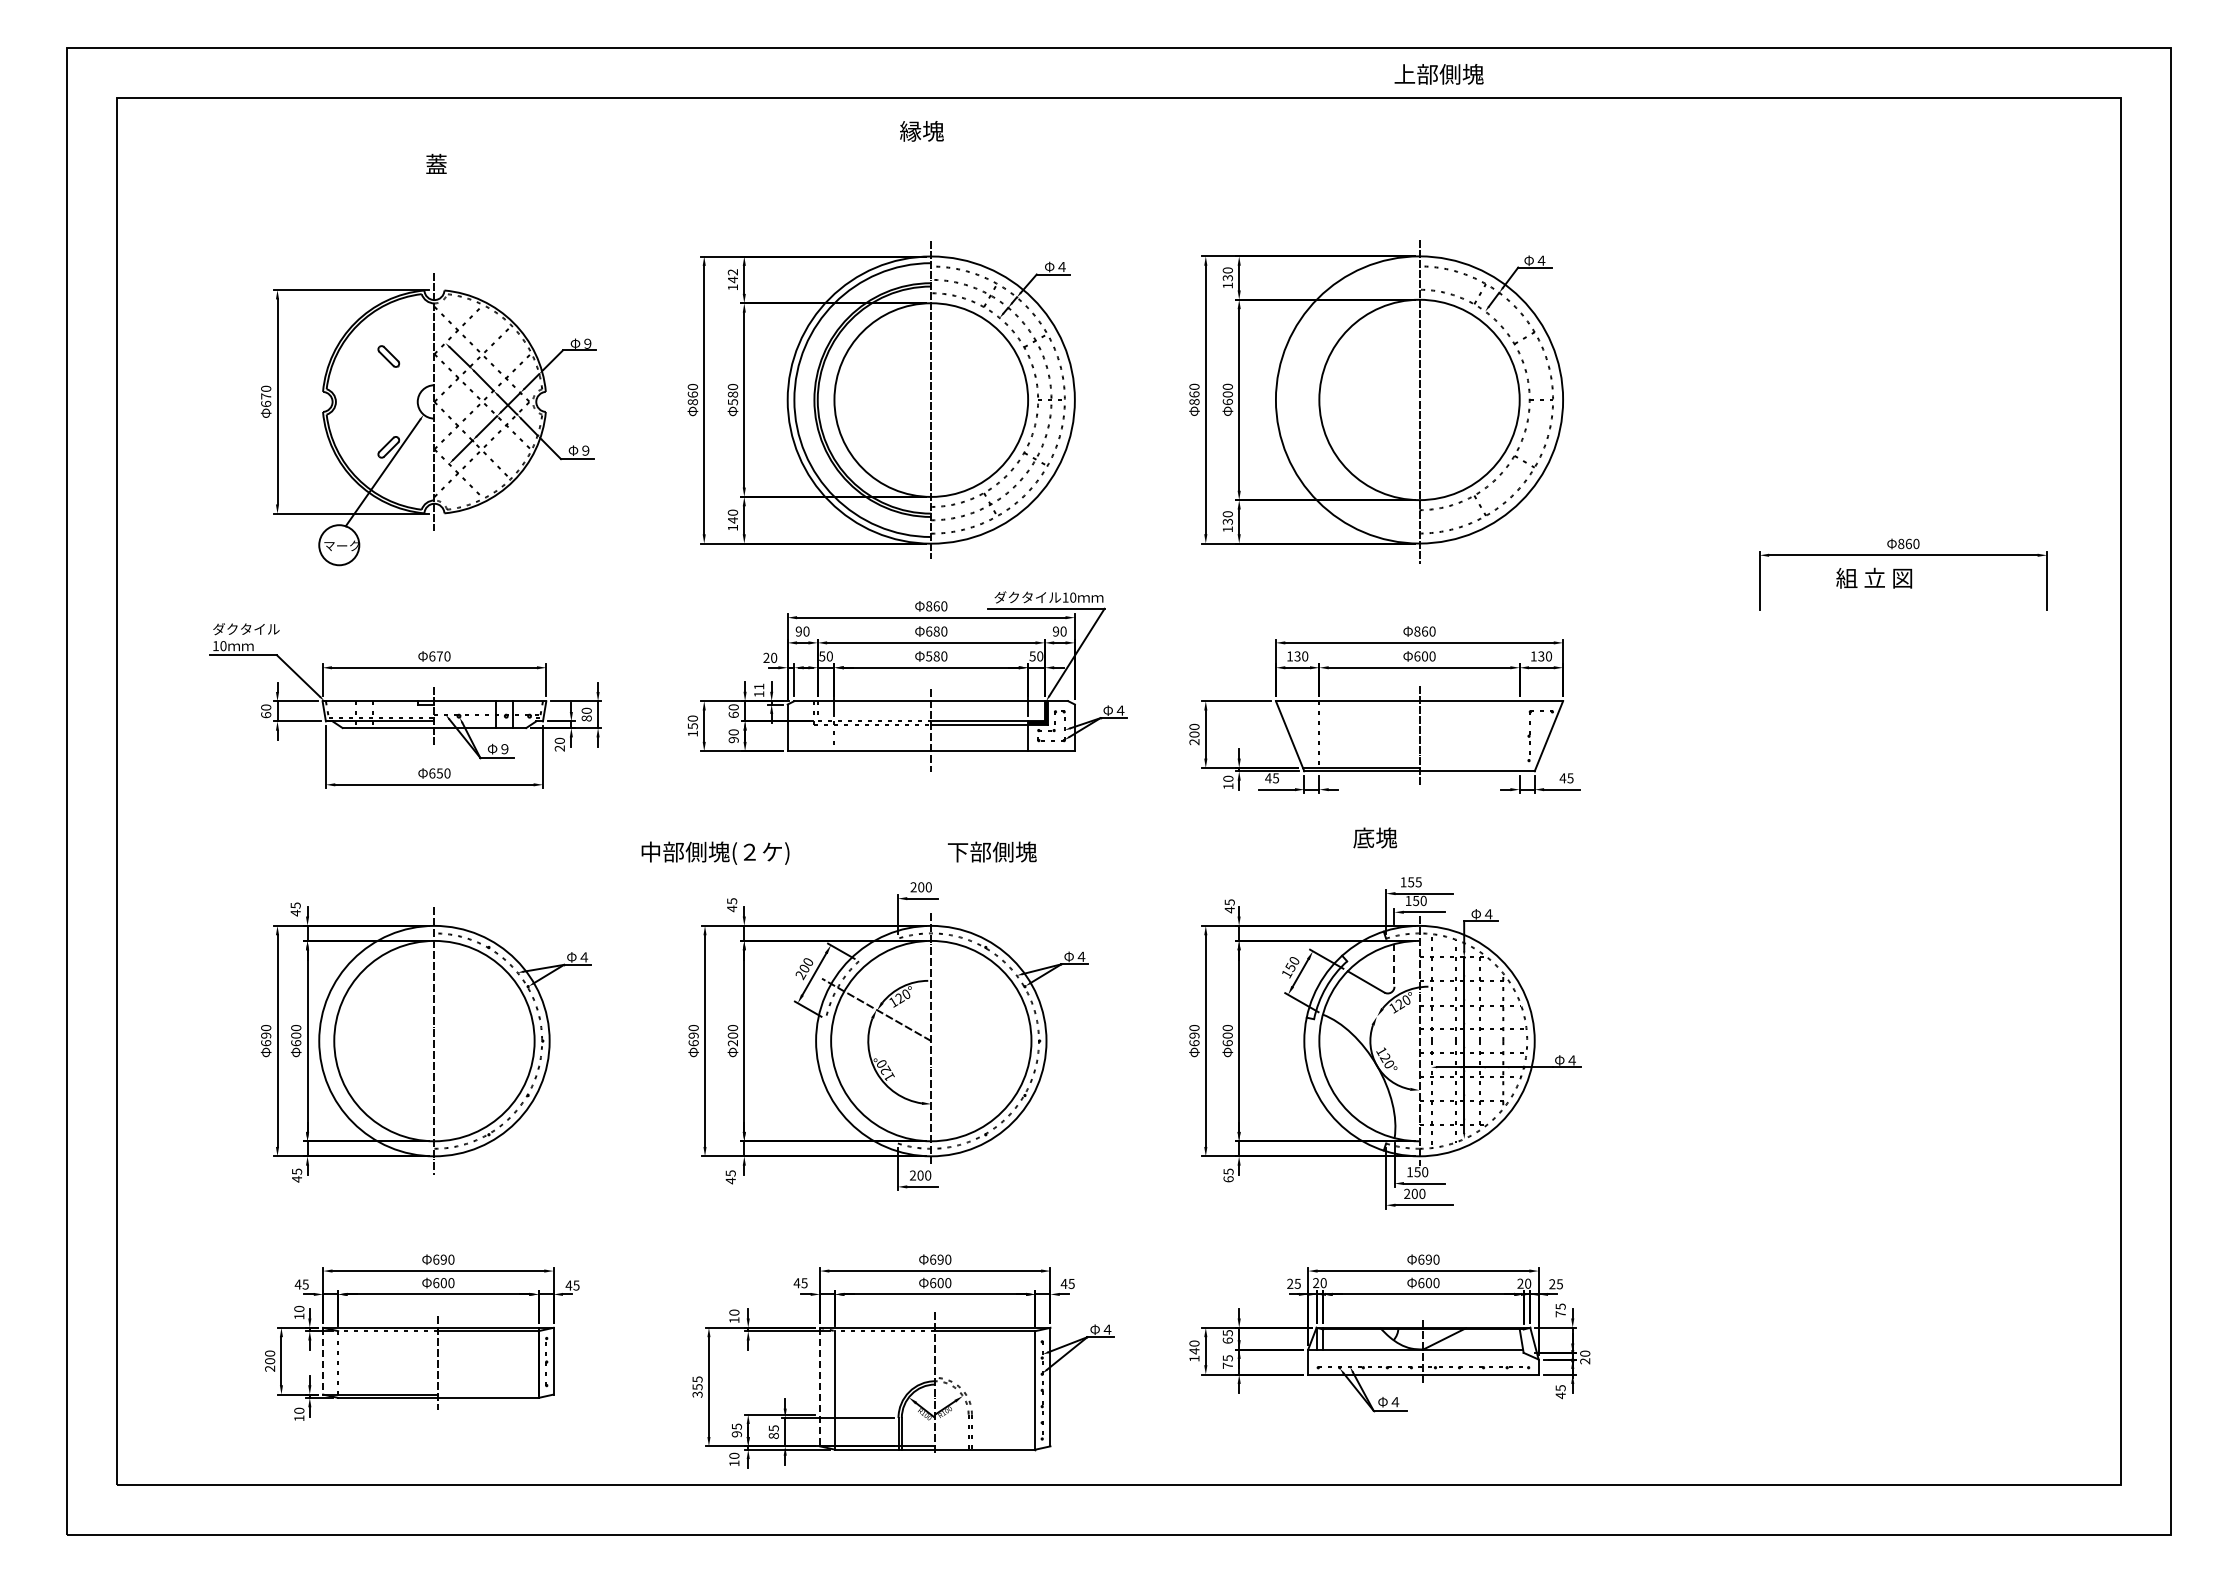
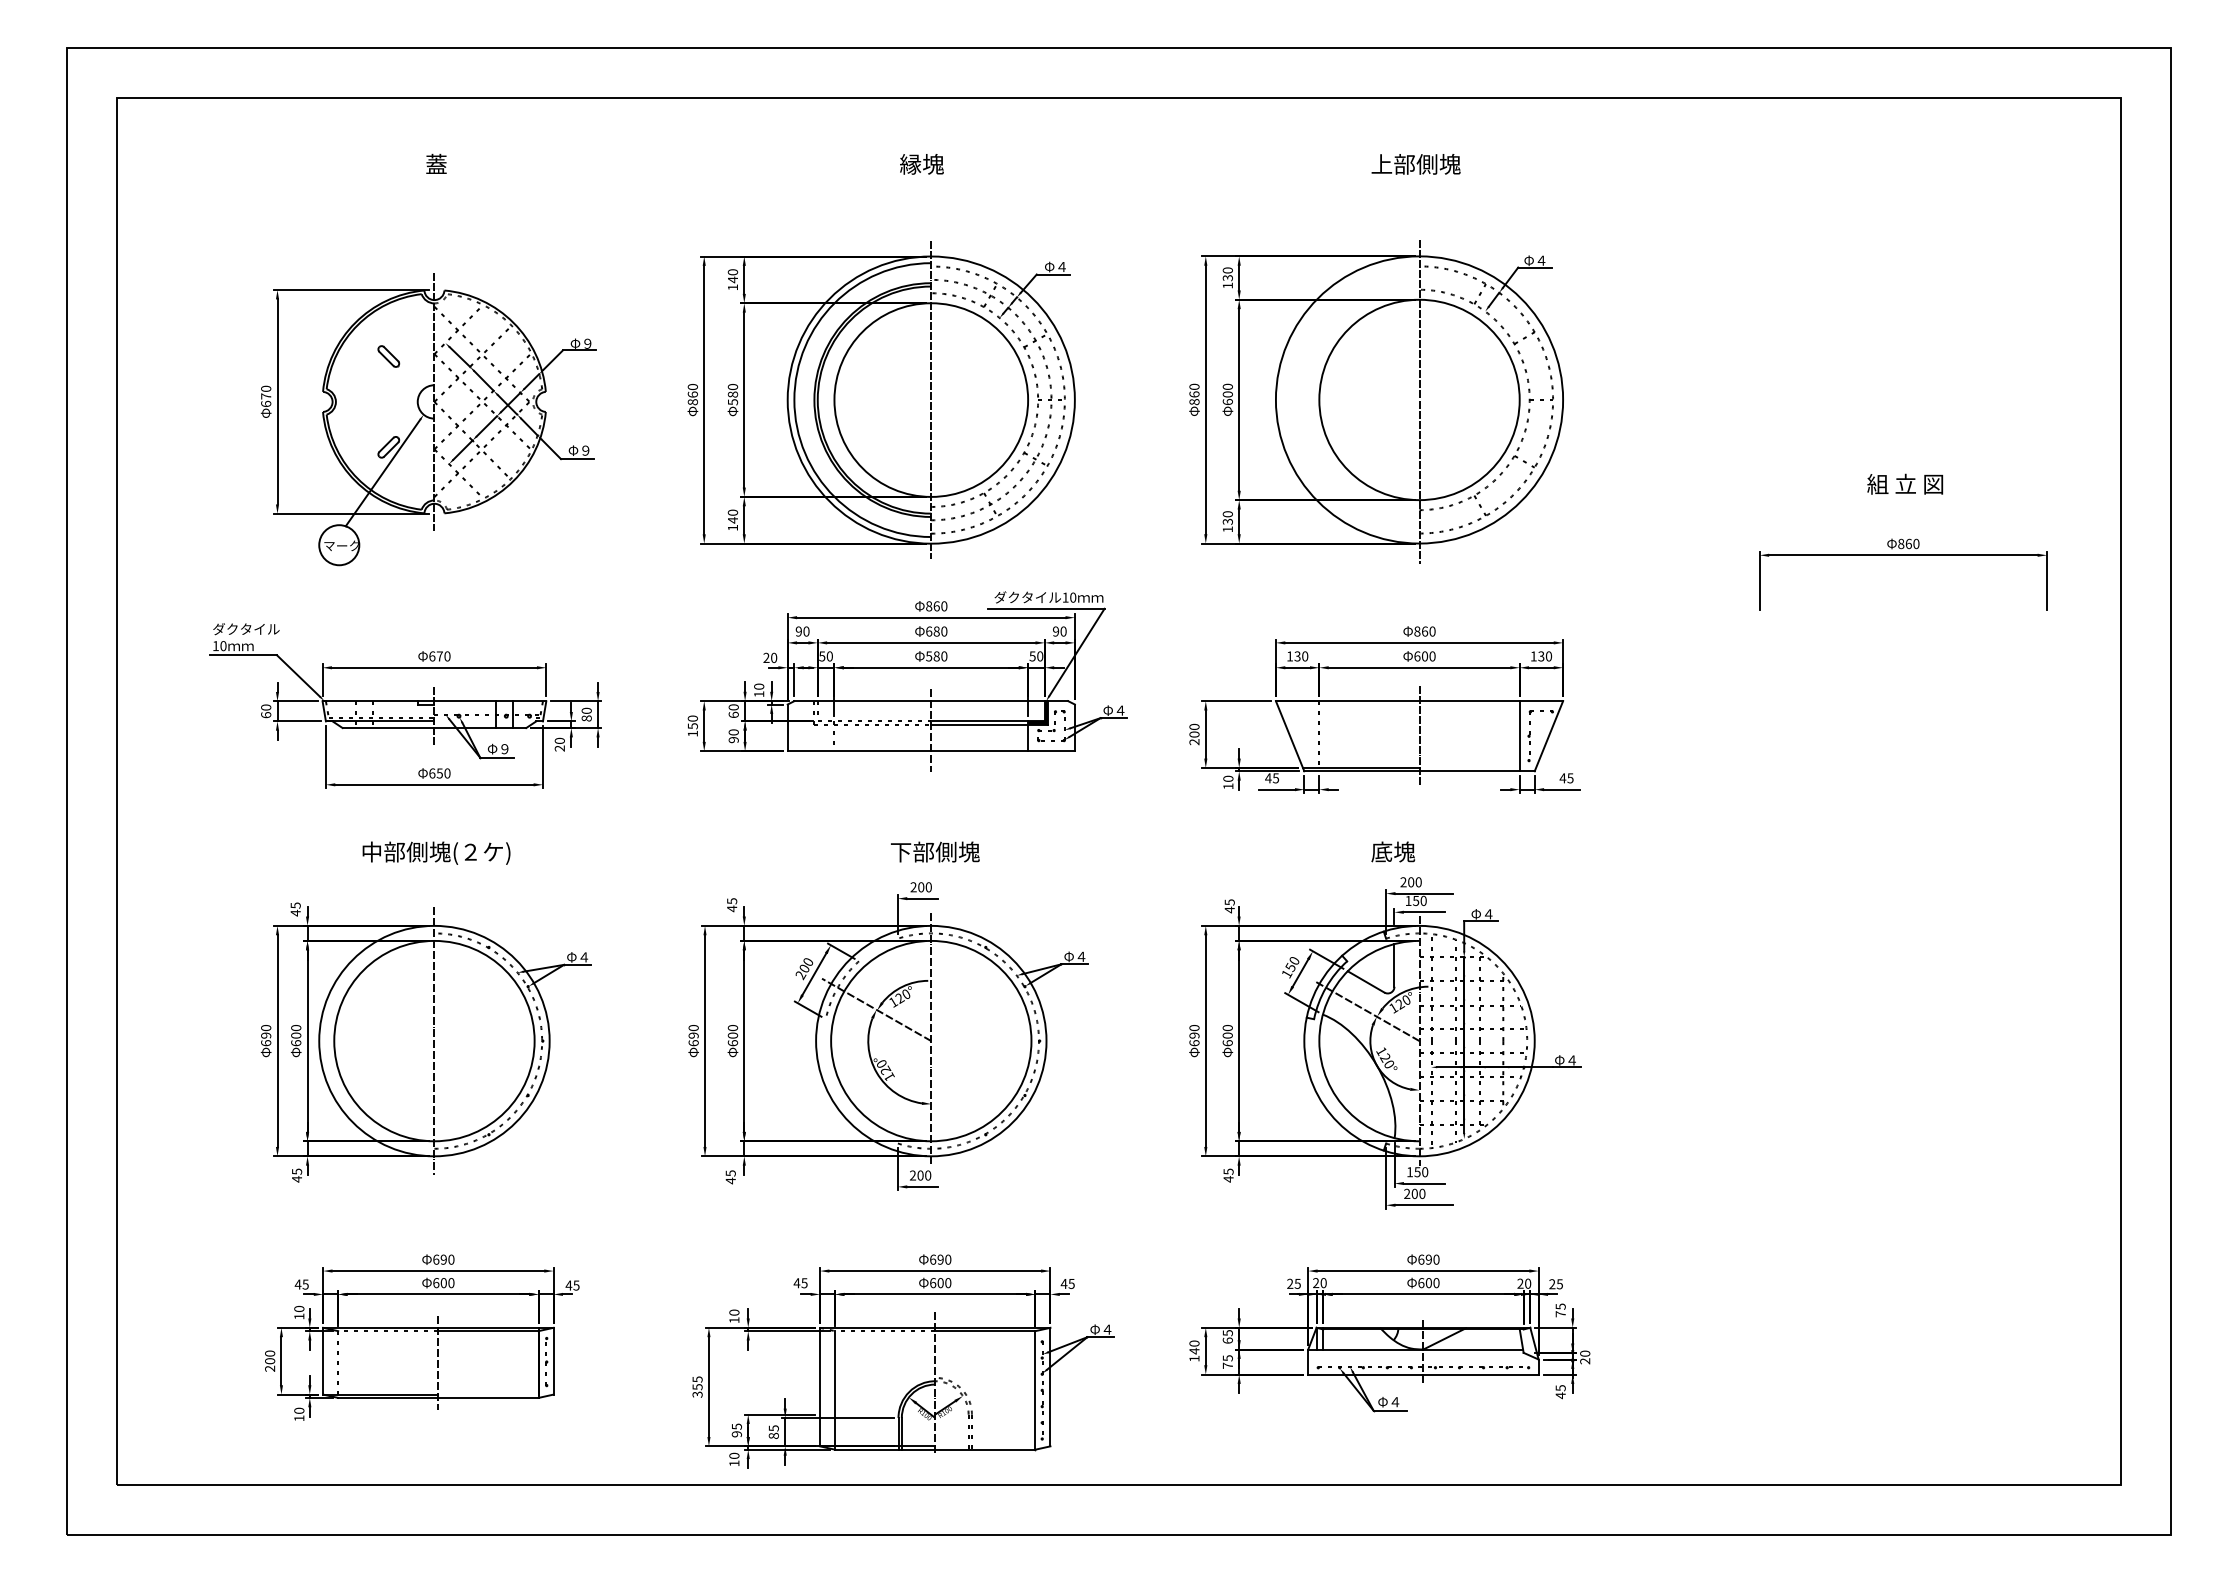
text position: (1438, 74) -> (1415, 164) (1415, 164)
text position: (921, 131) -> (921, 164) (921, 164)
text: 142 -> 140 (733, 272)
text position: (1874, 577) -> (1905, 483) (1905, 483)
text: 11 -> 10 (759, 686)
line: none -> present (1519, 736)
text position: (1374, 837) -> (1392, 851) (1392, 851)
text position: (992, 851) -> (935, 851) (935, 851)
text position: (715, 852) -> (436, 852) (436, 852)
text: 155 -> 200 (1410, 882)
line: dashed -> solid (1394, 965)
line: none -> present (1366, 1010)
text: 200 -> 600 (732, 1043)
text: 65 -> 45 (1228, 1179)
line: dashed -> solid (323, 1361)
line: dashed -> solid (820, 1387)
